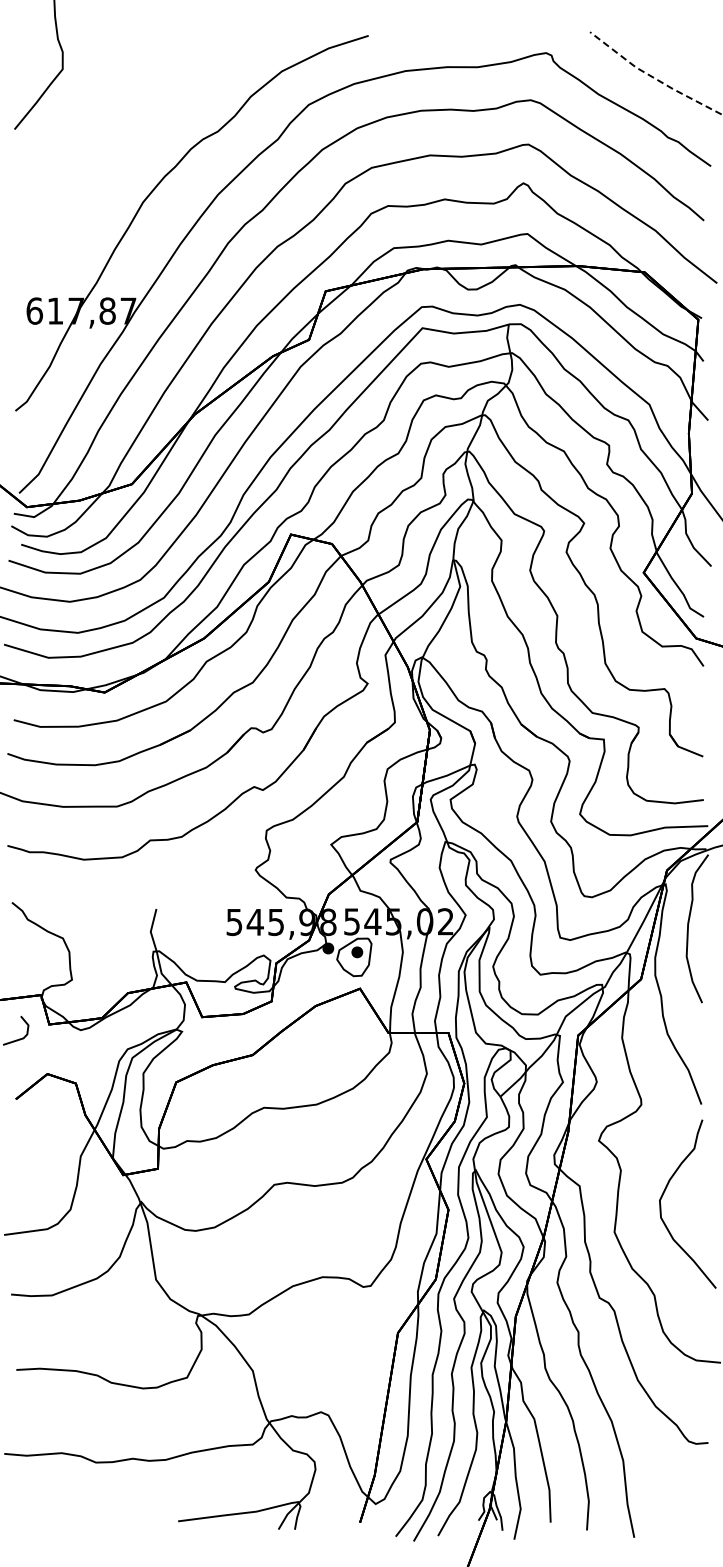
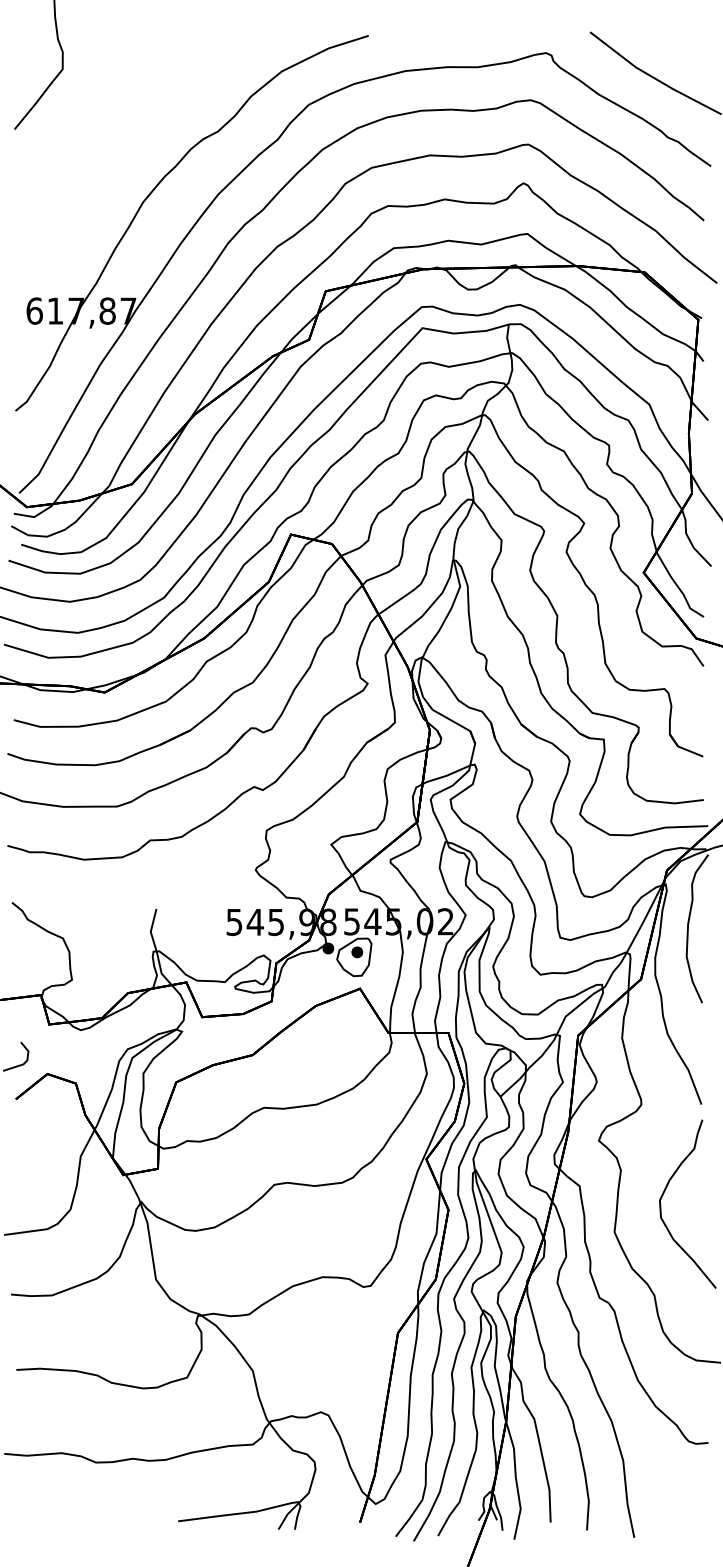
line: dashed -> solid (653, 77)
line position: (19, 1038) -> (19, 1064) (19, 1064)
